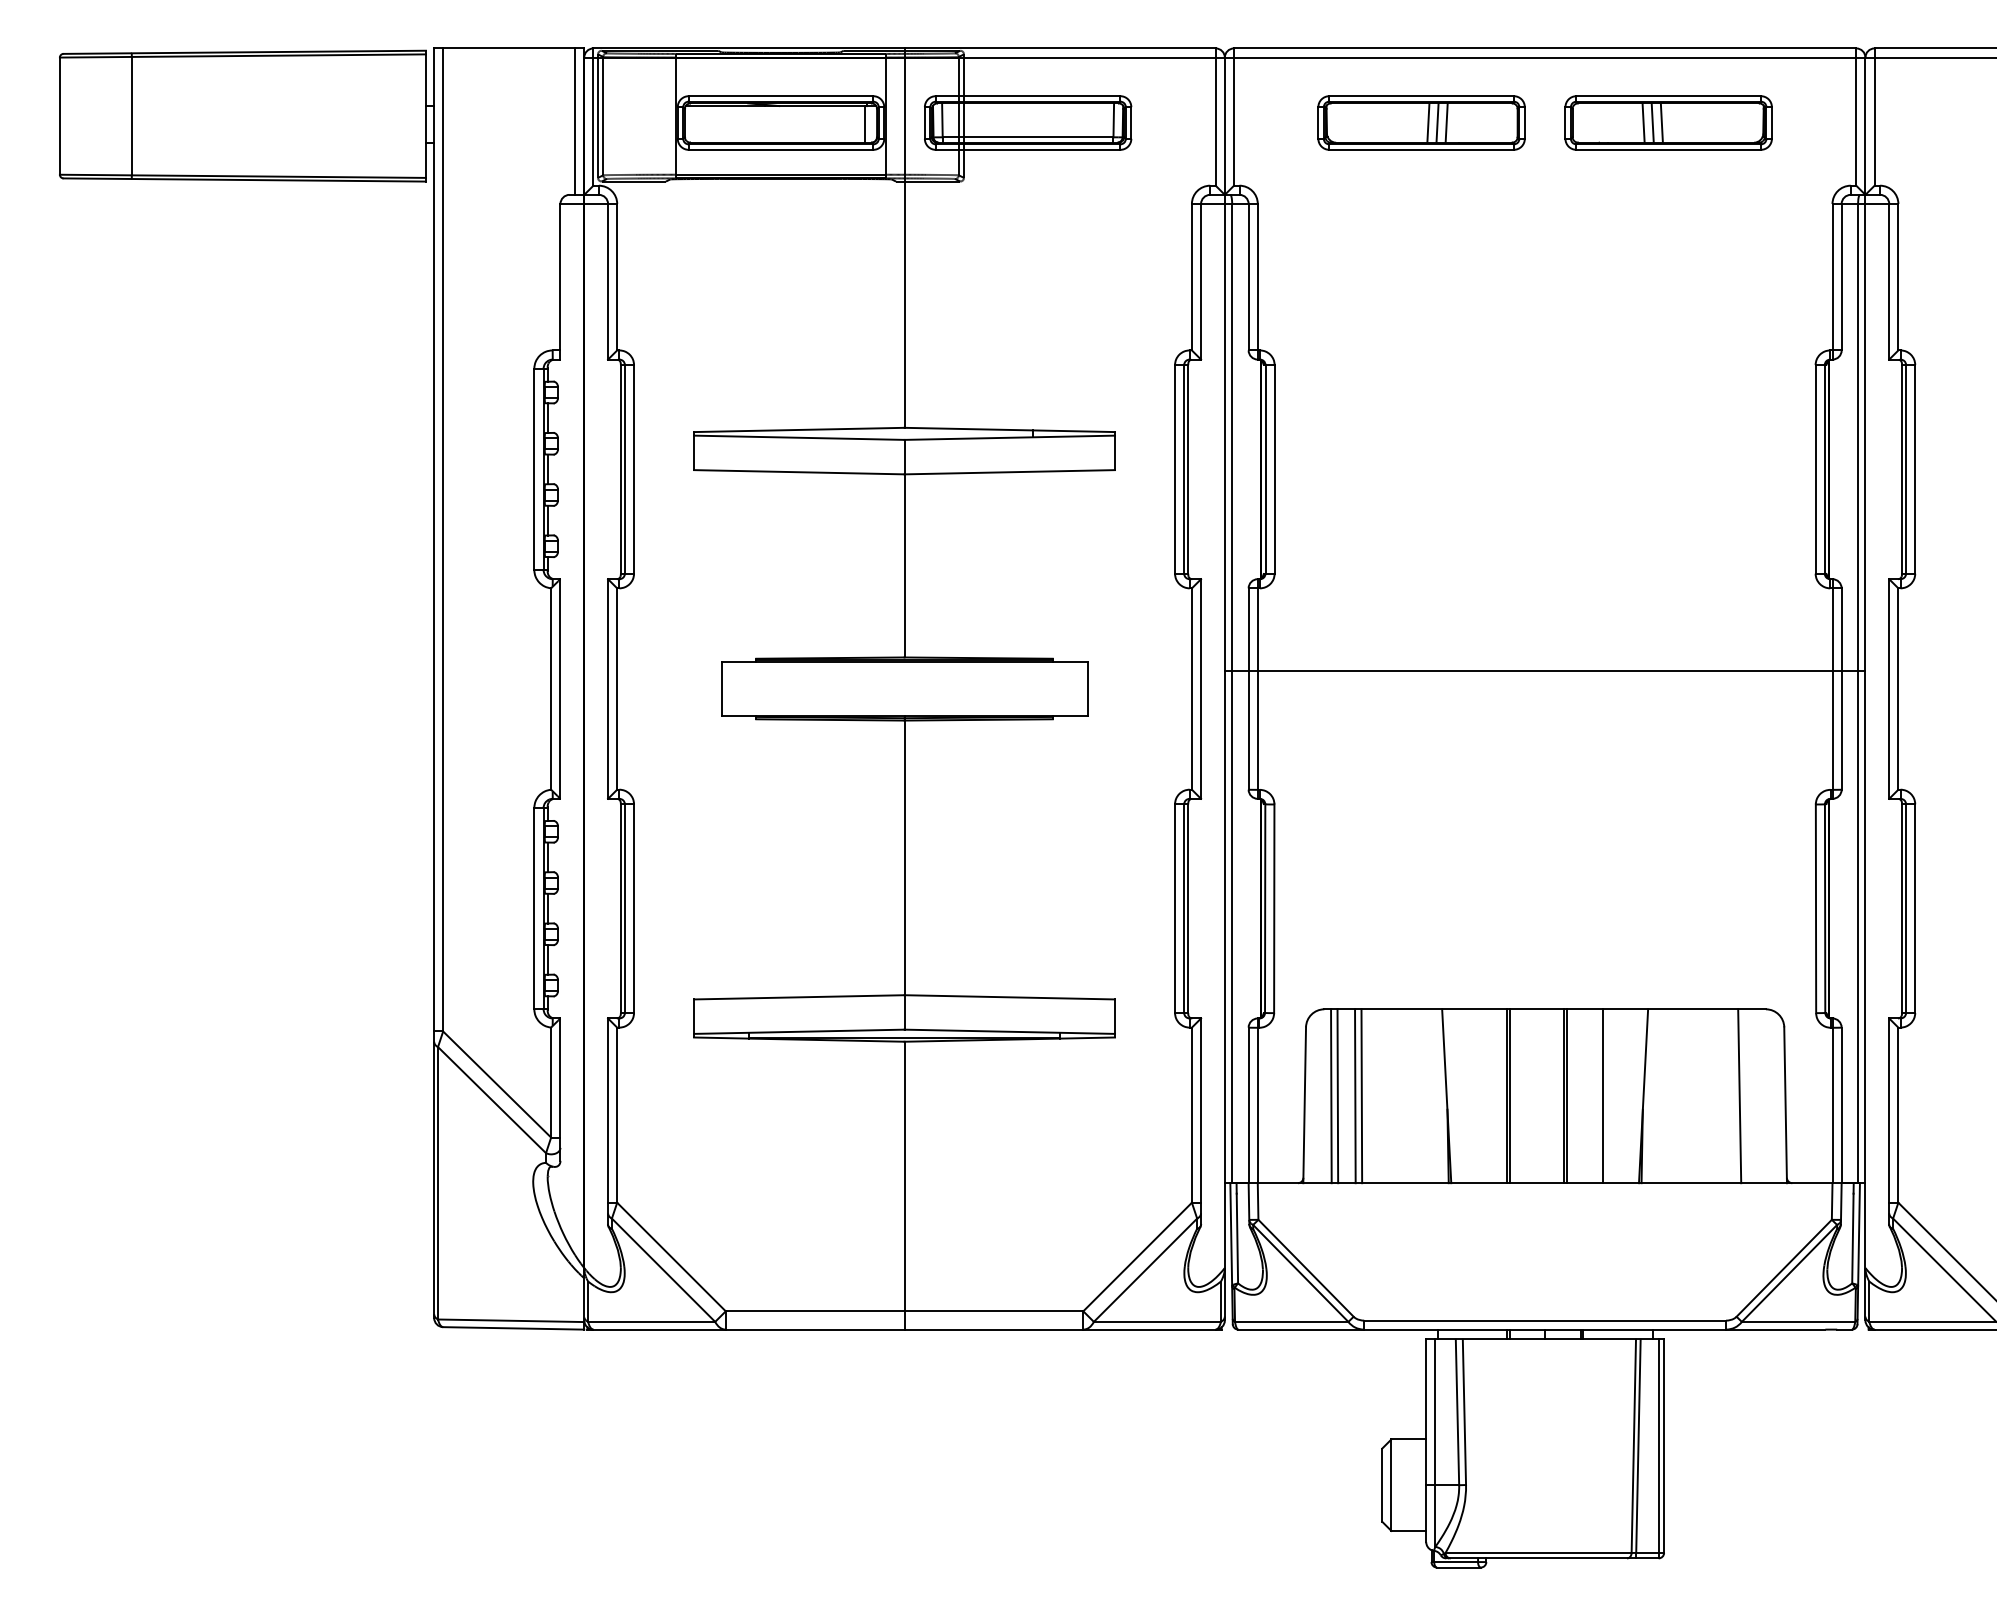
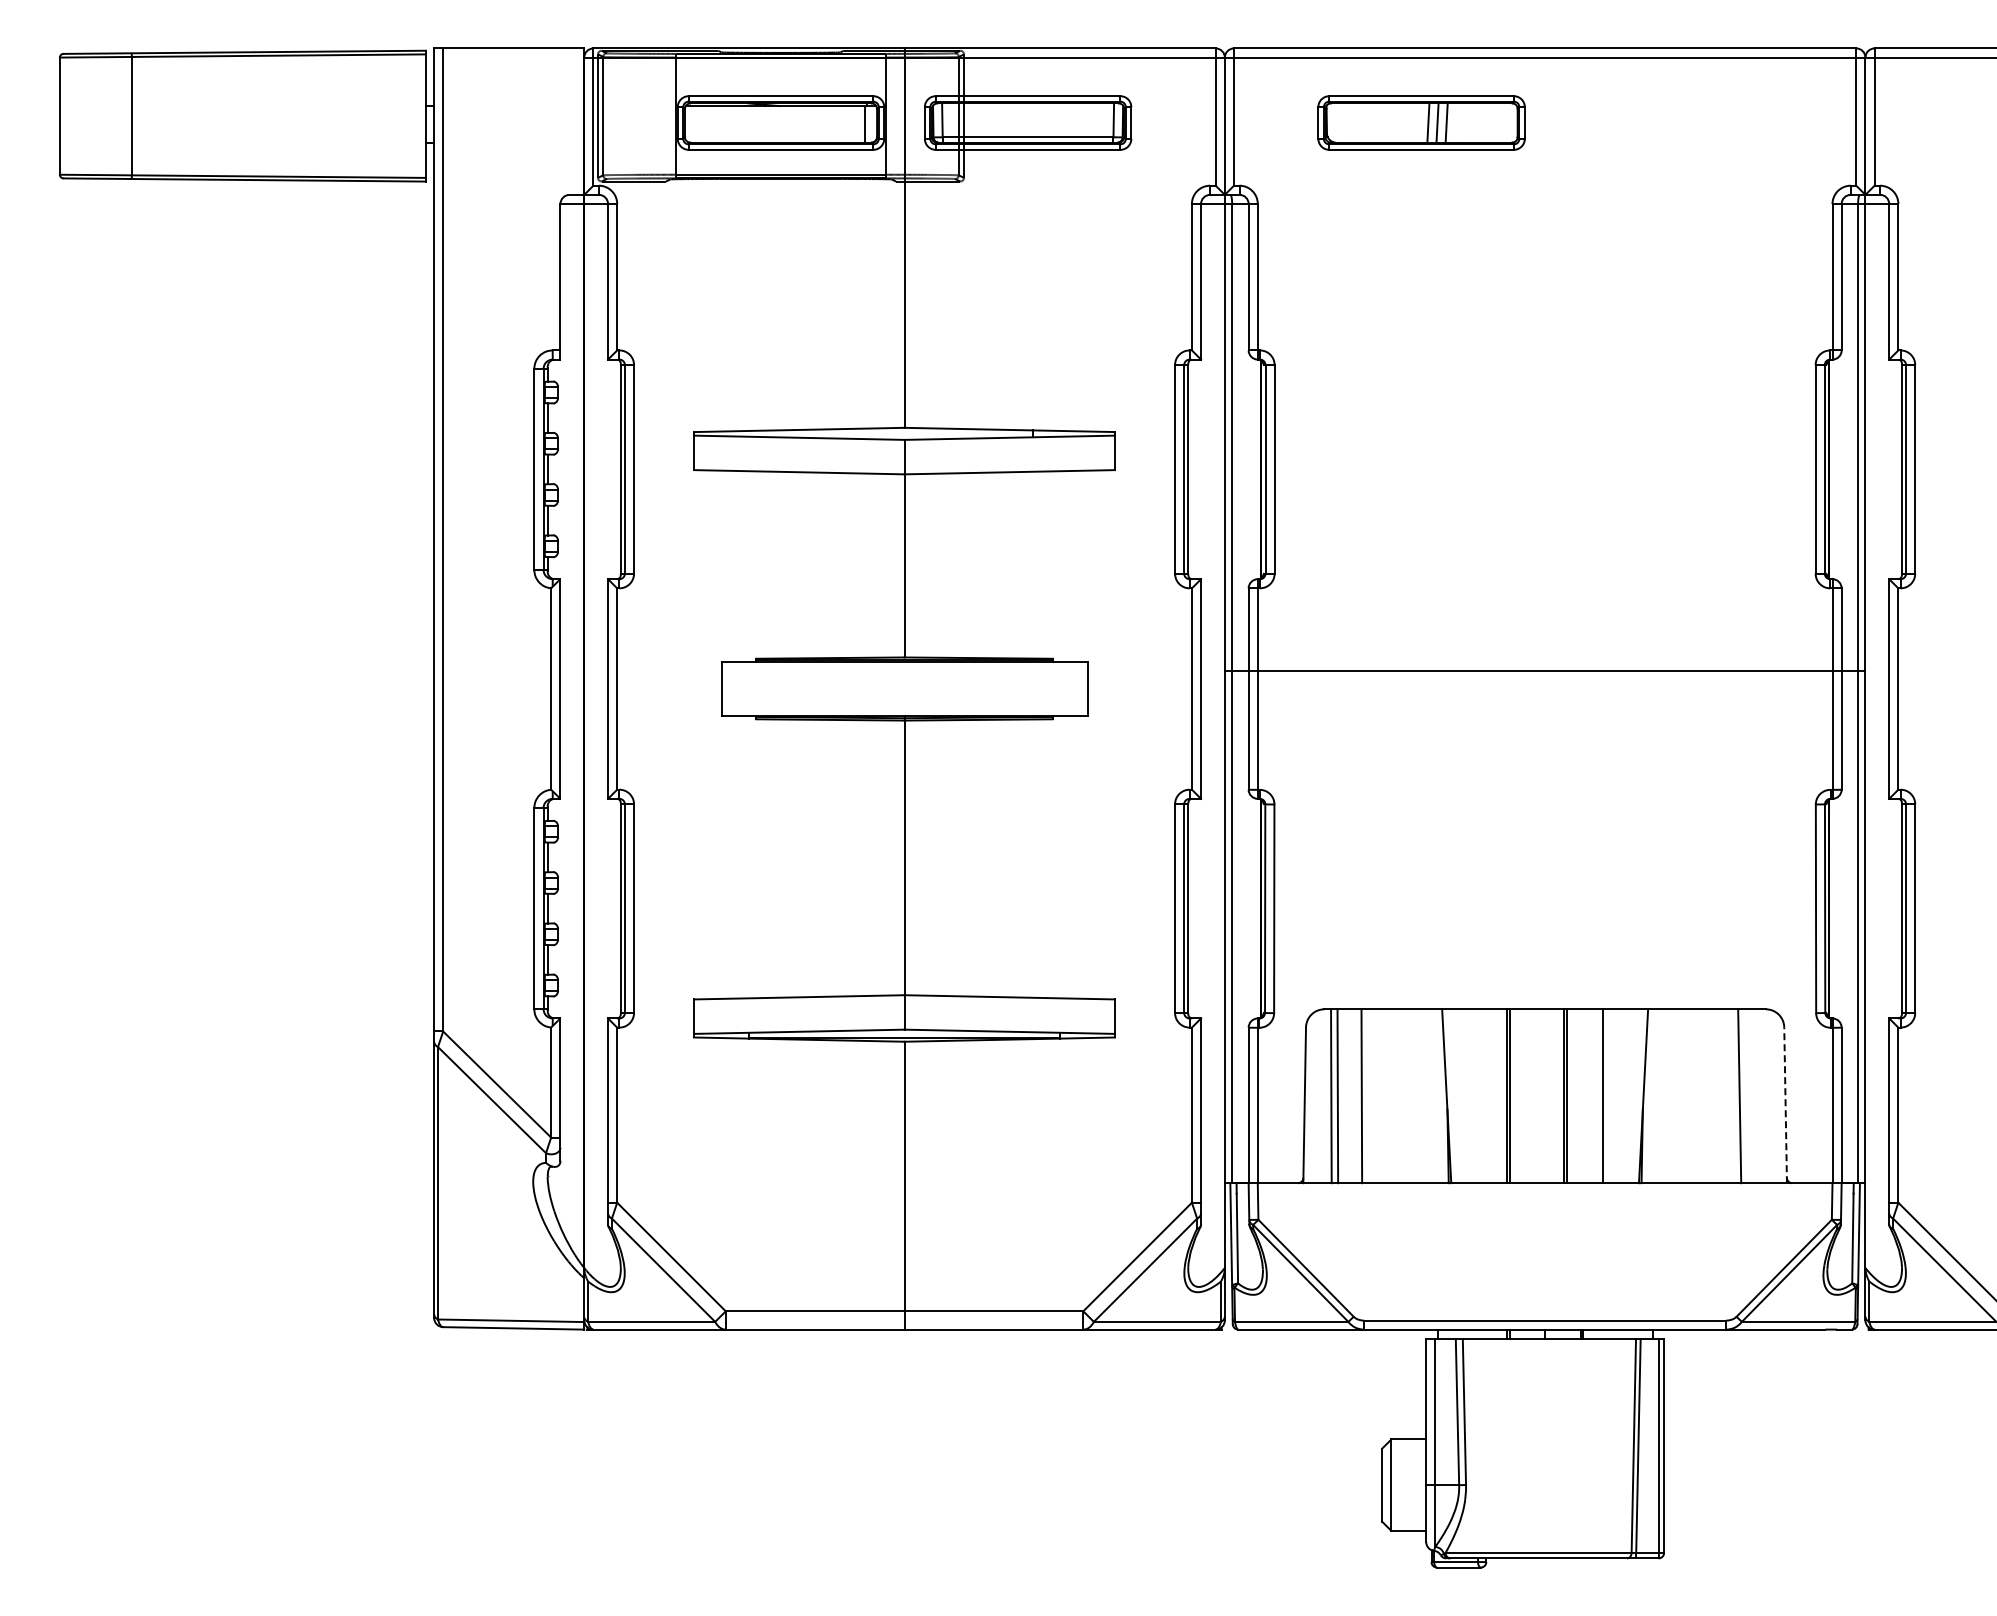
line: present -> none (574, 121)
part: present -> none (1668, 122)
line: present -> none (1355, 1096)
line: solid -> dashed (1785, 1105)
